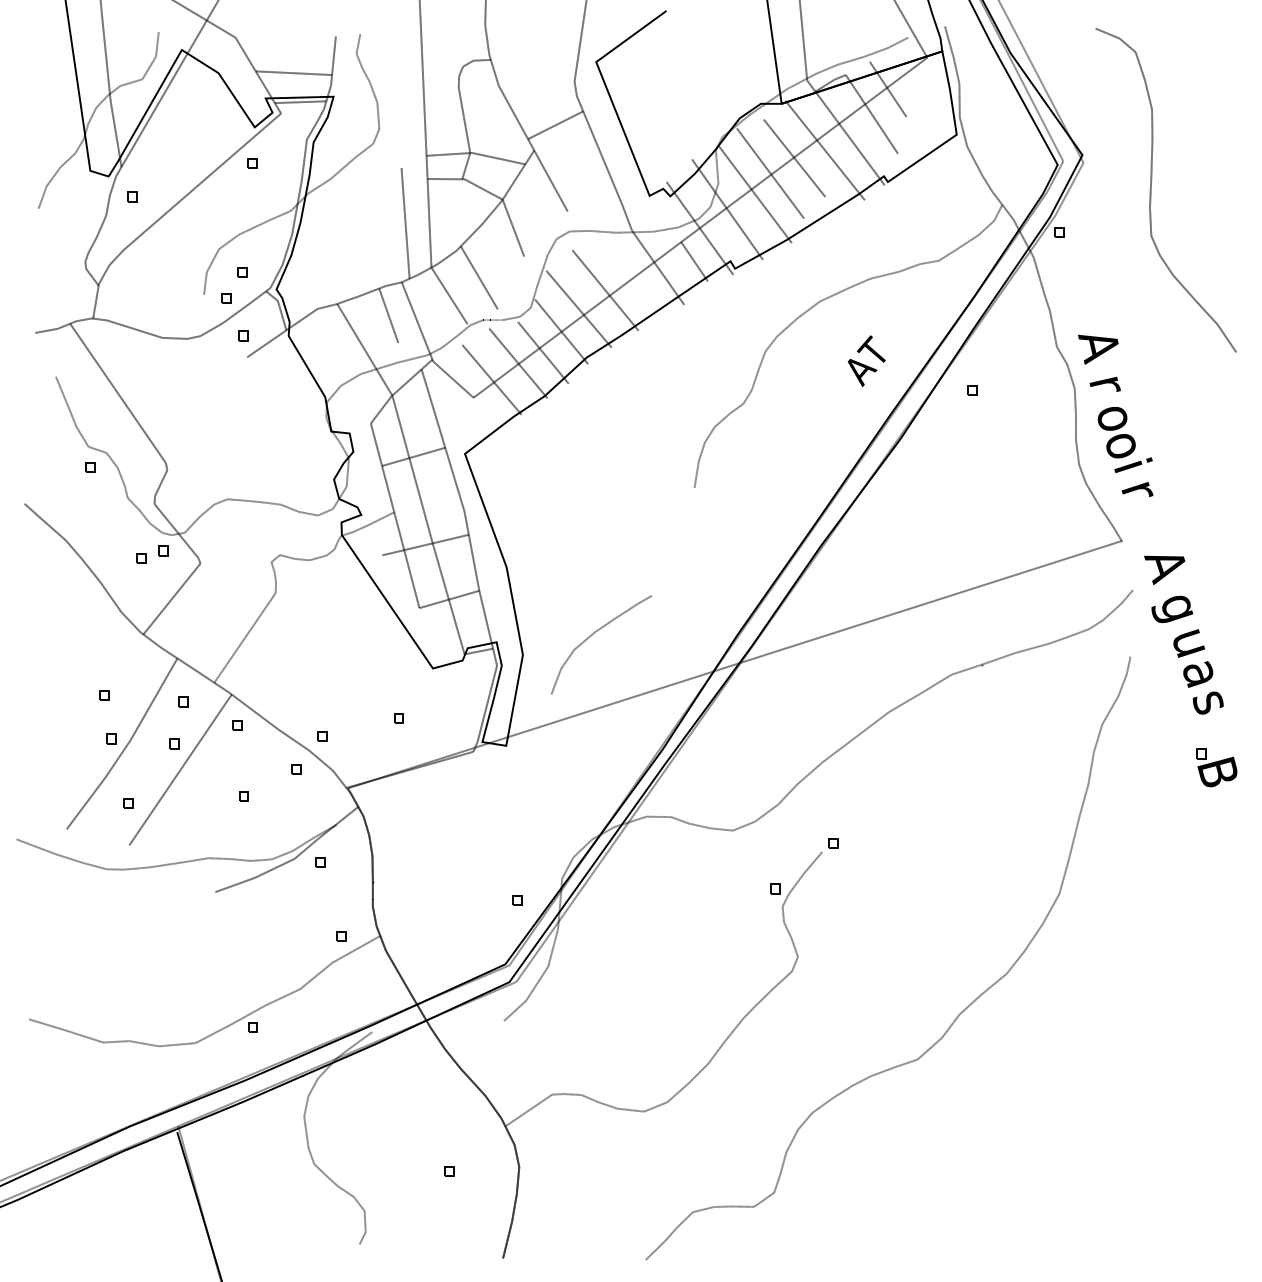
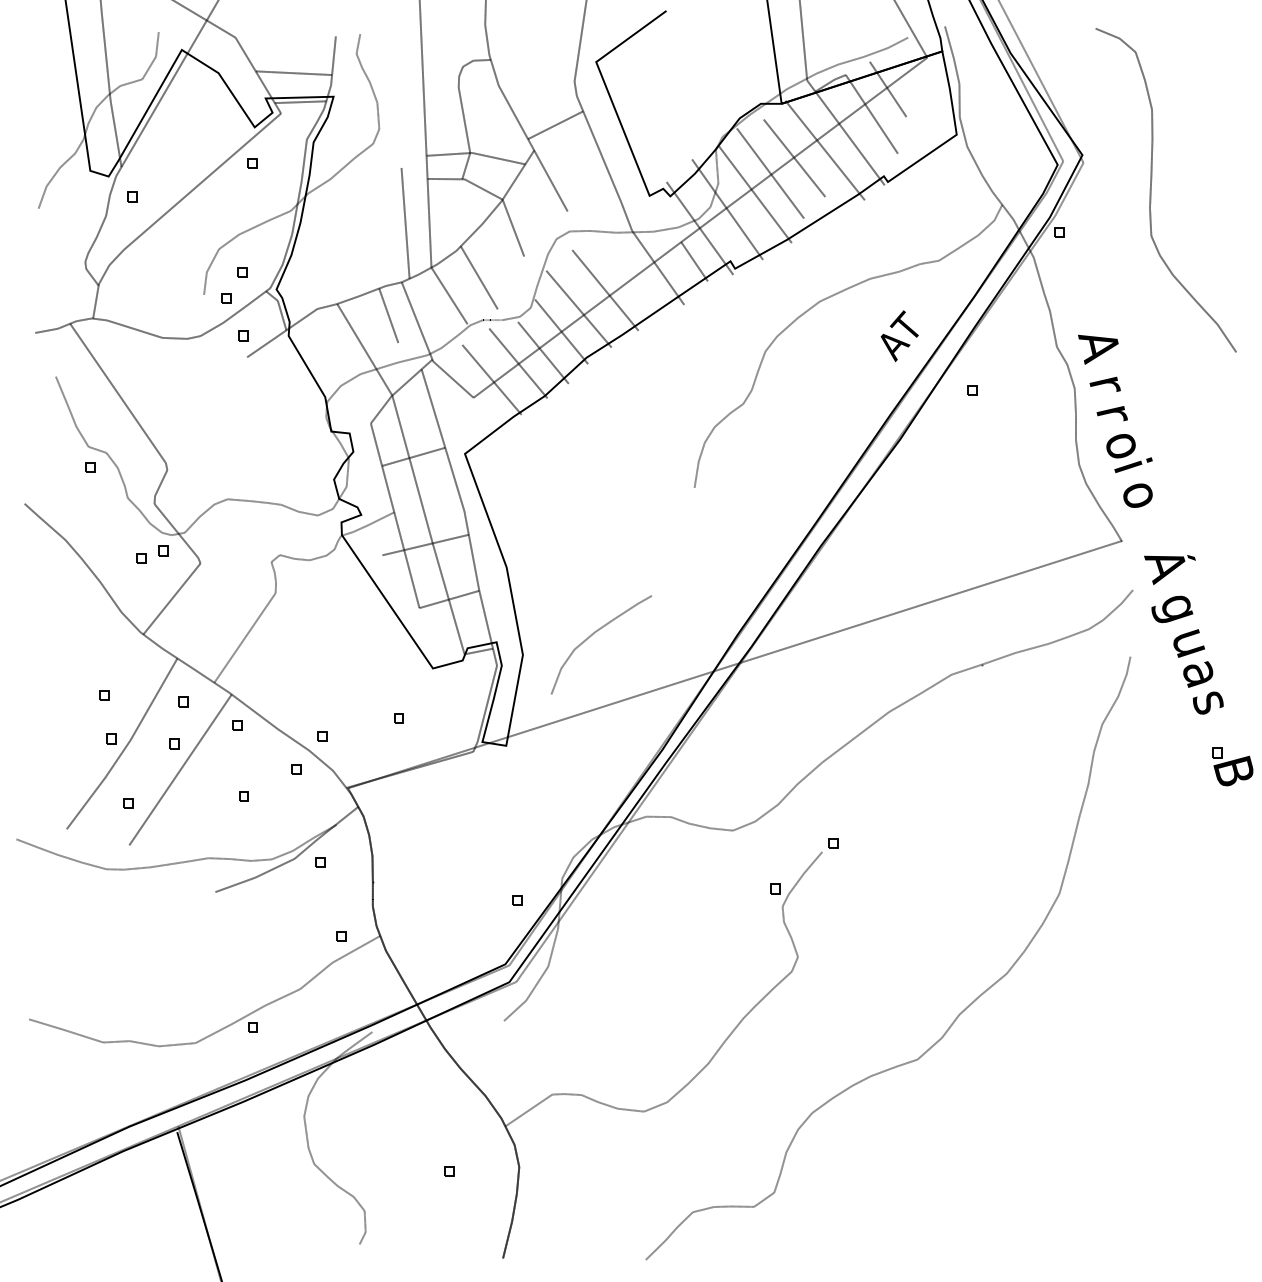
text position: (866, 361) -> (899, 336) (899, 336)
text: o -> r (1111, 418)
text: r -> o (1137, 494)
text: A -> Á (1191, 557)
part position: (1216, 767) -> (1232, 766) (1232, 766)
